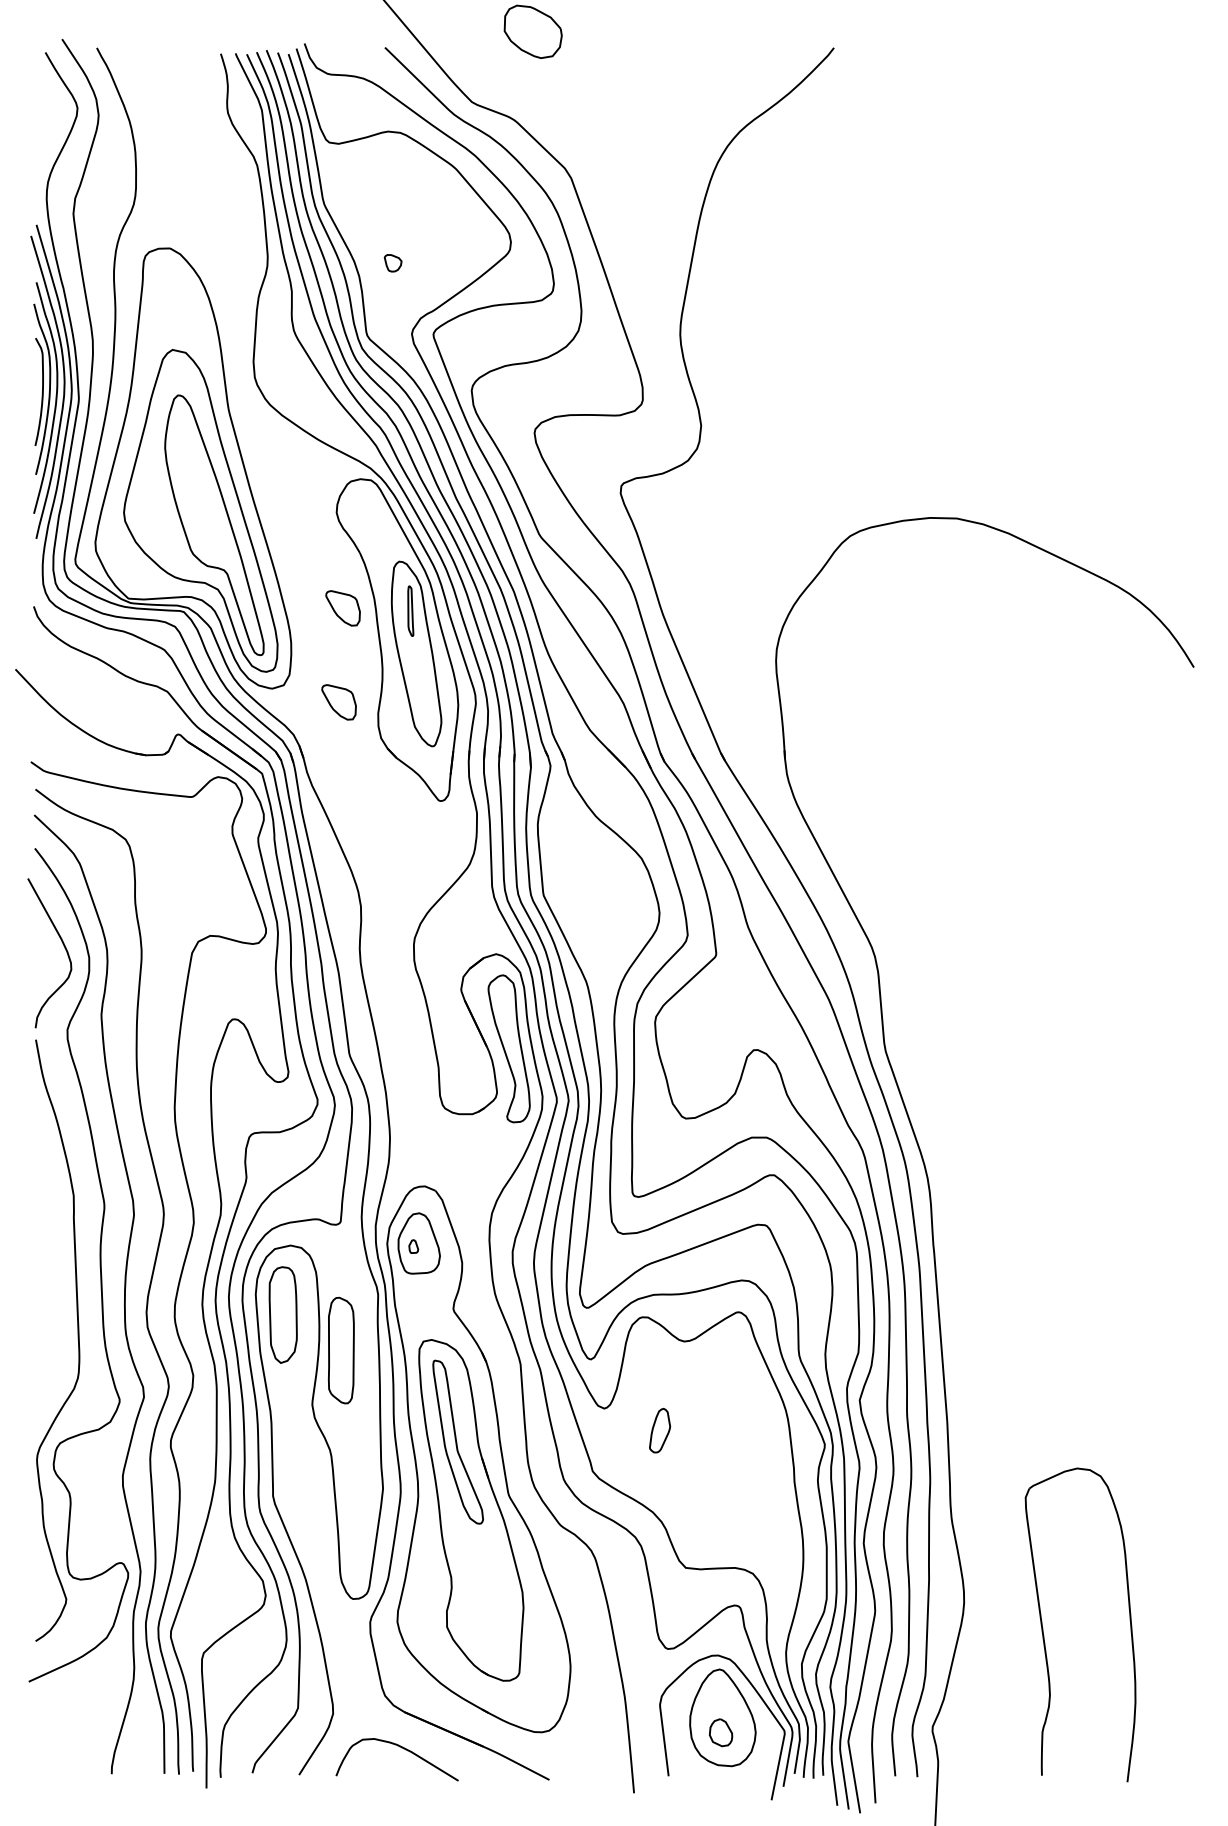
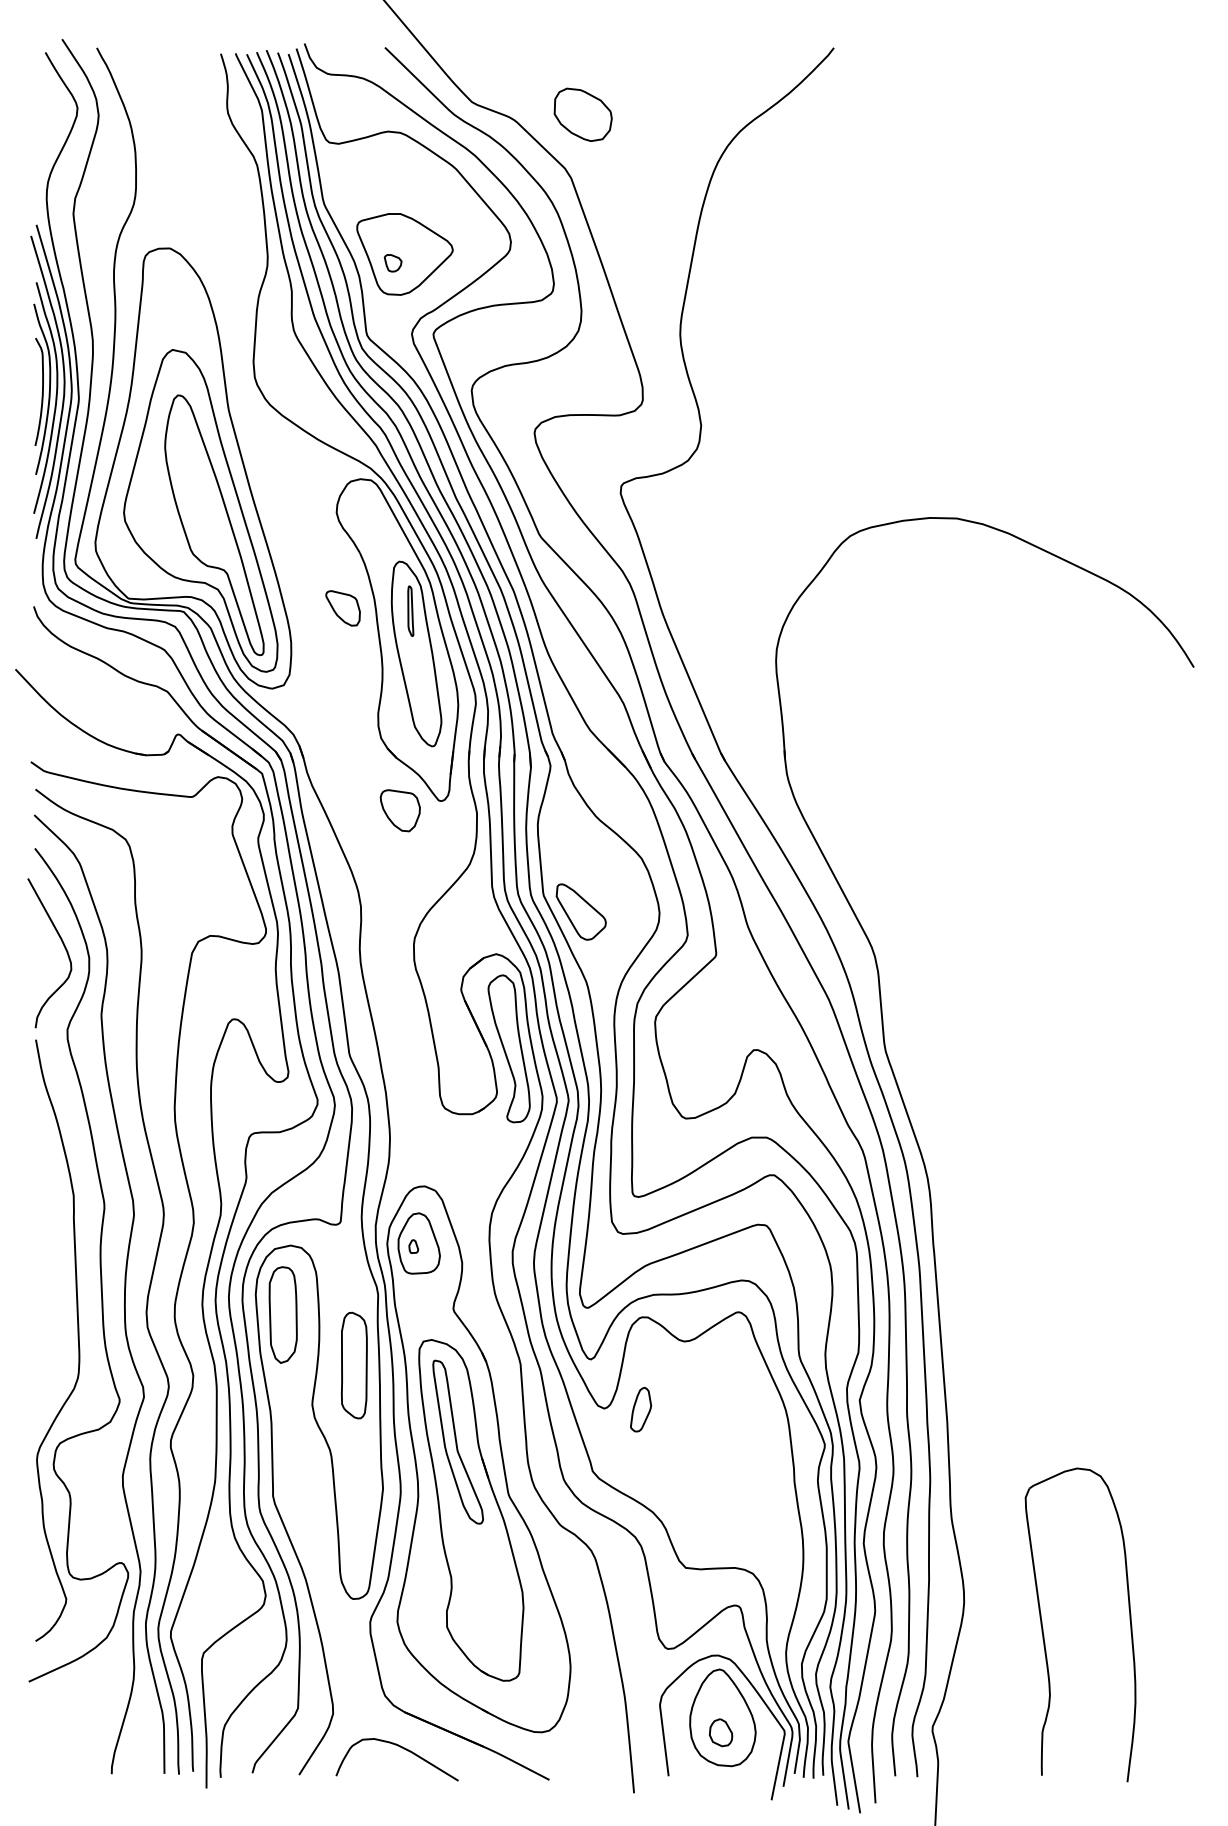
part position: (532, 31) -> (582, 114) (582, 114)
part: none -> present (404, 254)
part: present -> none (338, 702)
part: none -> present (399, 810)
part: none -> present (580, 911)
part position: (340, 1350) -> (353, 1365) (353, 1365)
part position: (660, 1430) -> (641, 1409) (641, 1409)
